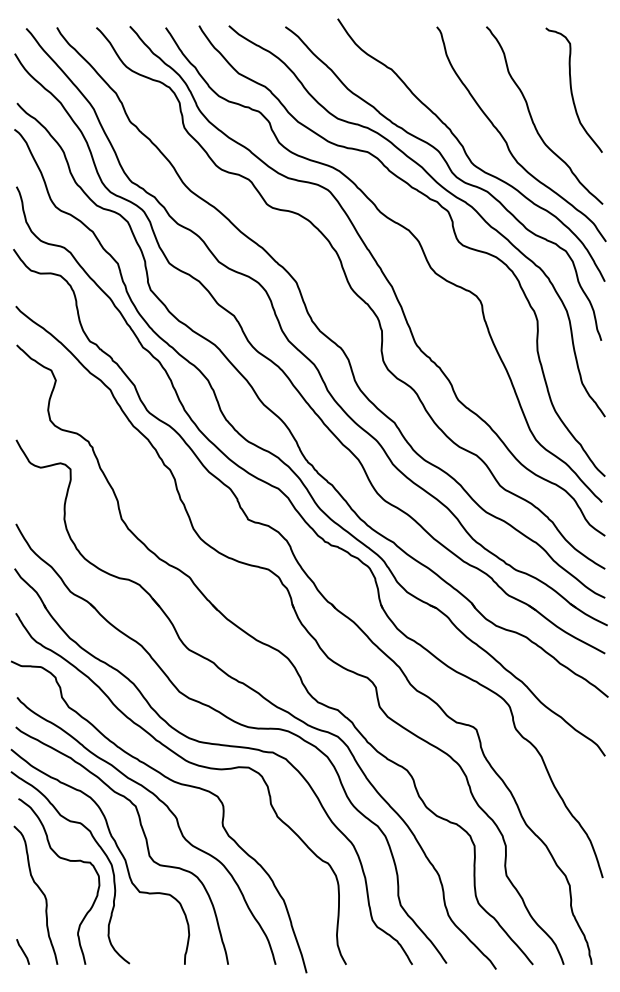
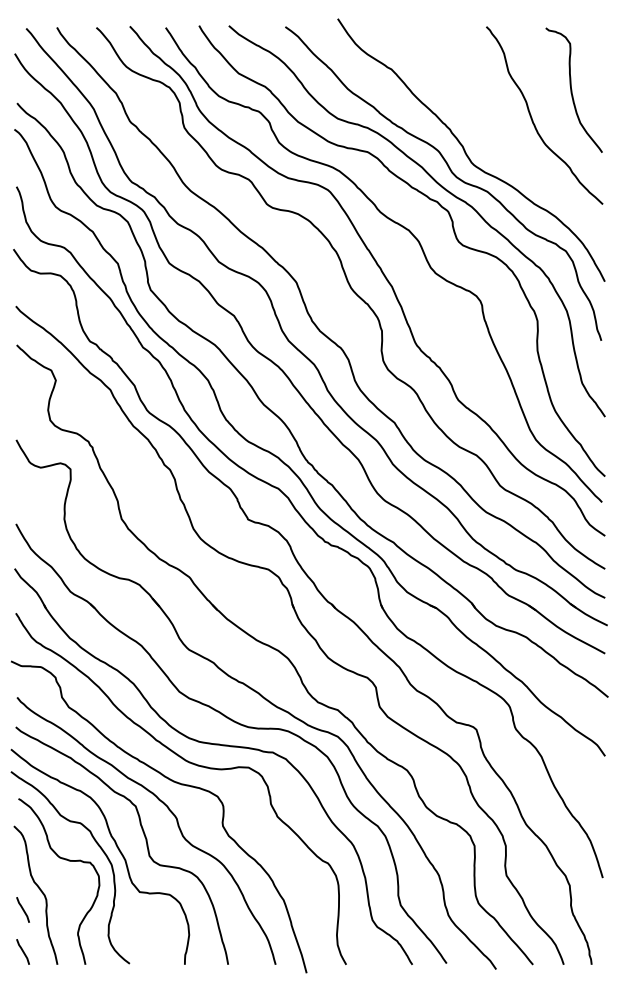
curve: present -> none (507, 142)
line: none -> present (22, 909)
